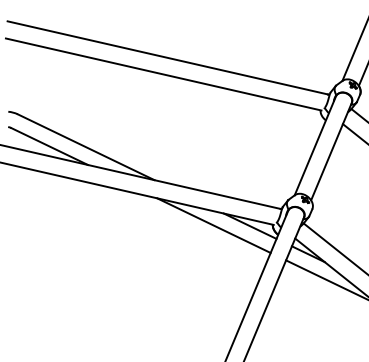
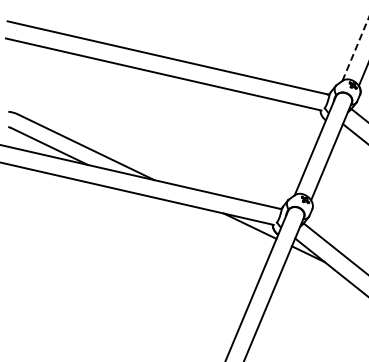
line: solid -> dashed (355, 48)
line: present -> none (213, 225)
line: present -> none (325, 279)
